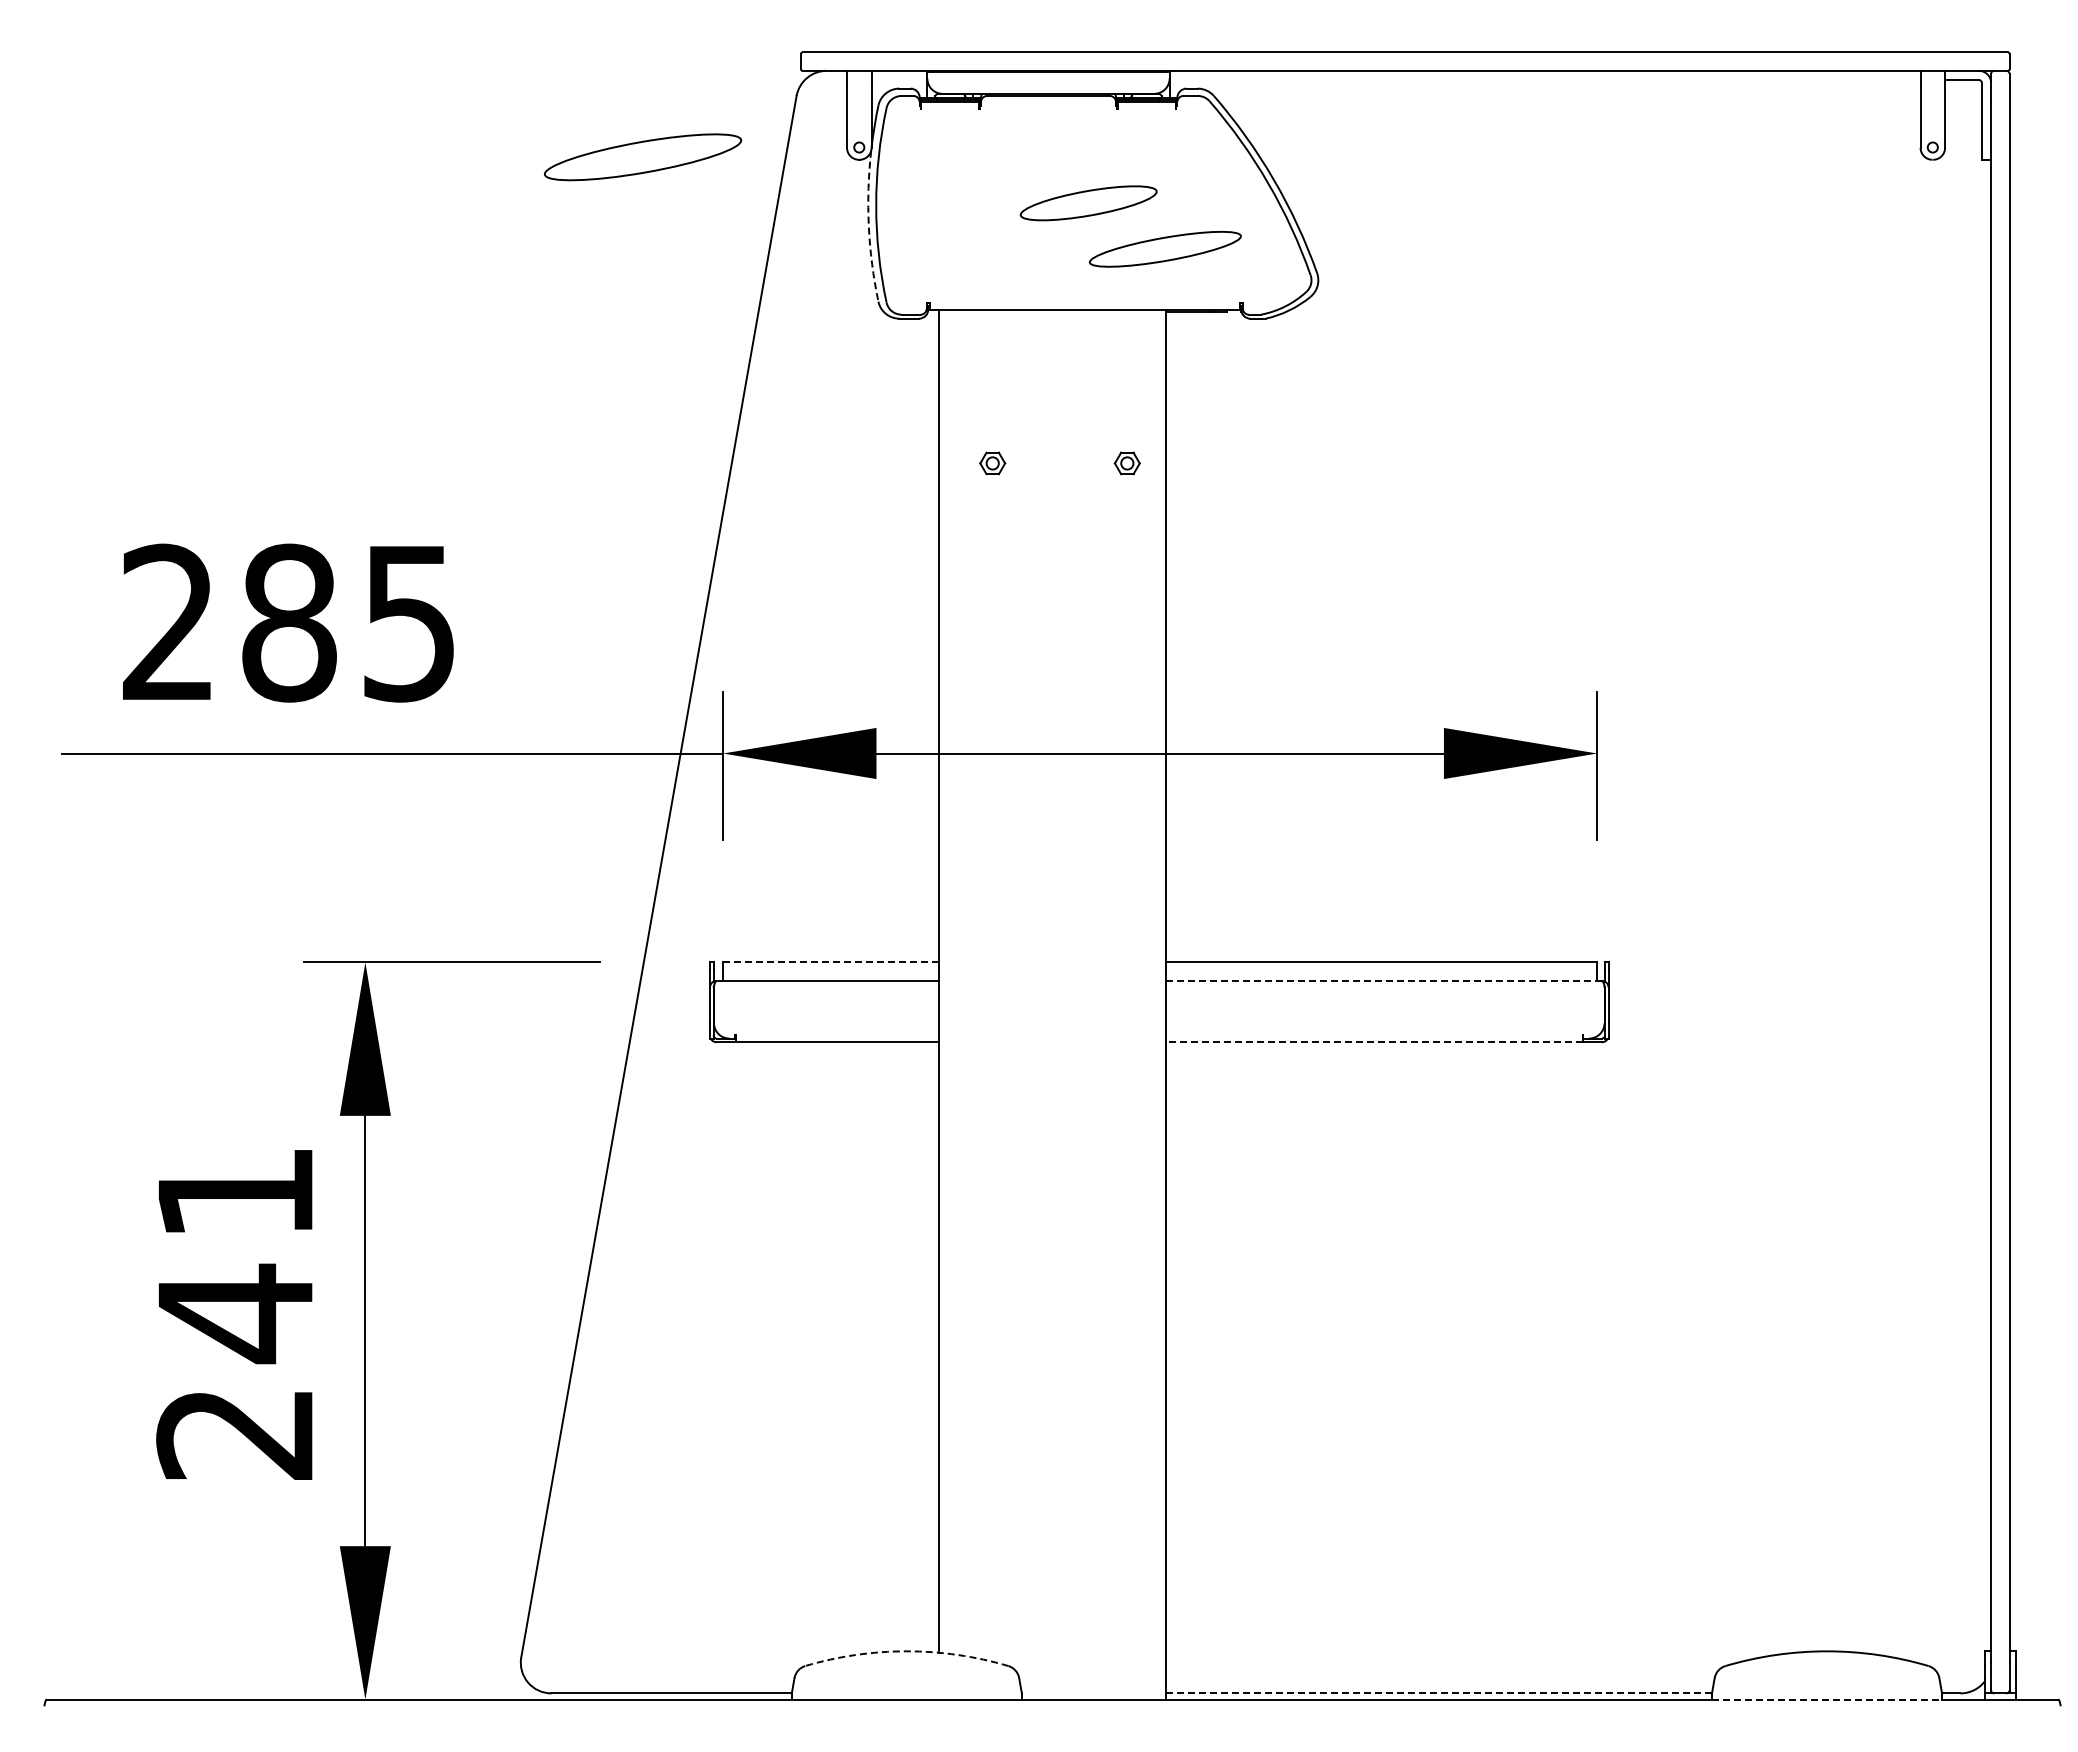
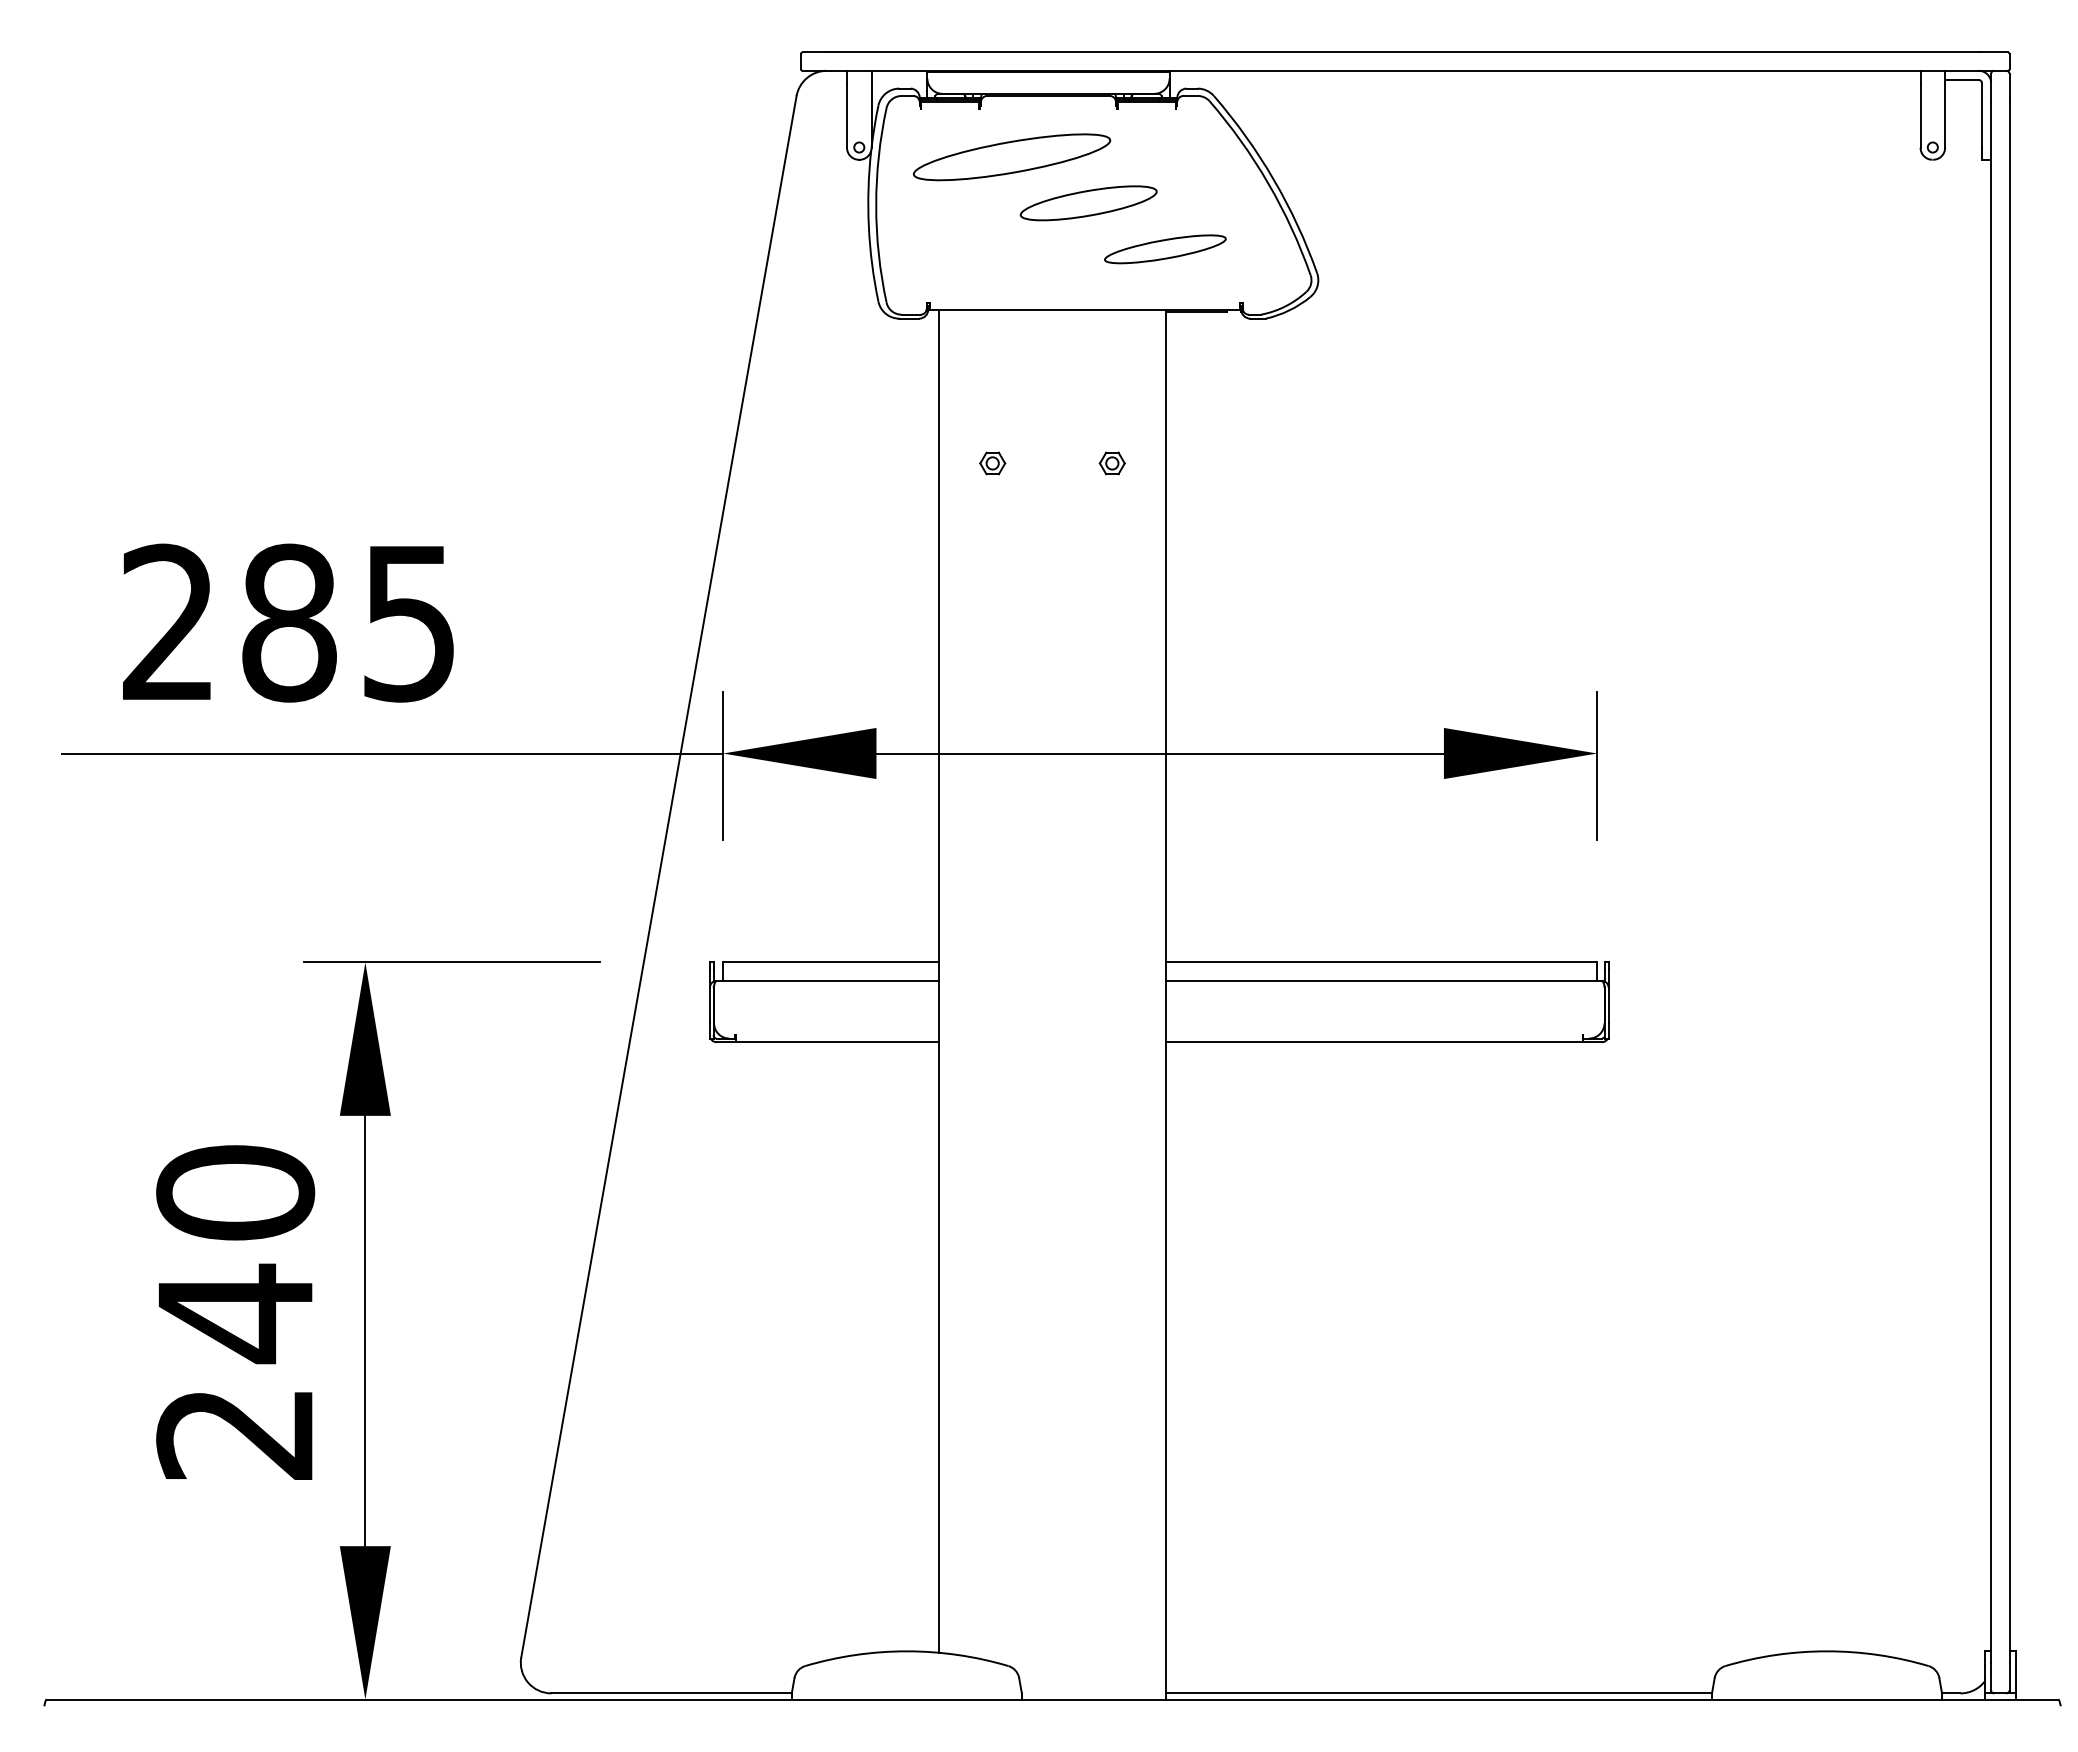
part position: (643, 157) -> (1012, 157) (1012, 157)
arc: dashed -> solid (868, 226)
part size: 153x38 px -> 123x31 px (1165, 249)
part position: (1126, 463) -> (1111, 463) (1111, 463)
line: dashed -> solid (831, 962)
line: dashed -> solid (1383, 980)
line: dashed -> solid (1374, 1042)
text: 241 -> 240 (235, 1192)
arc: dashed -> solid (906, 1651)
line: dashed -> solid (1439, 1693)
line: dashed -> solid (1827, 1699)
